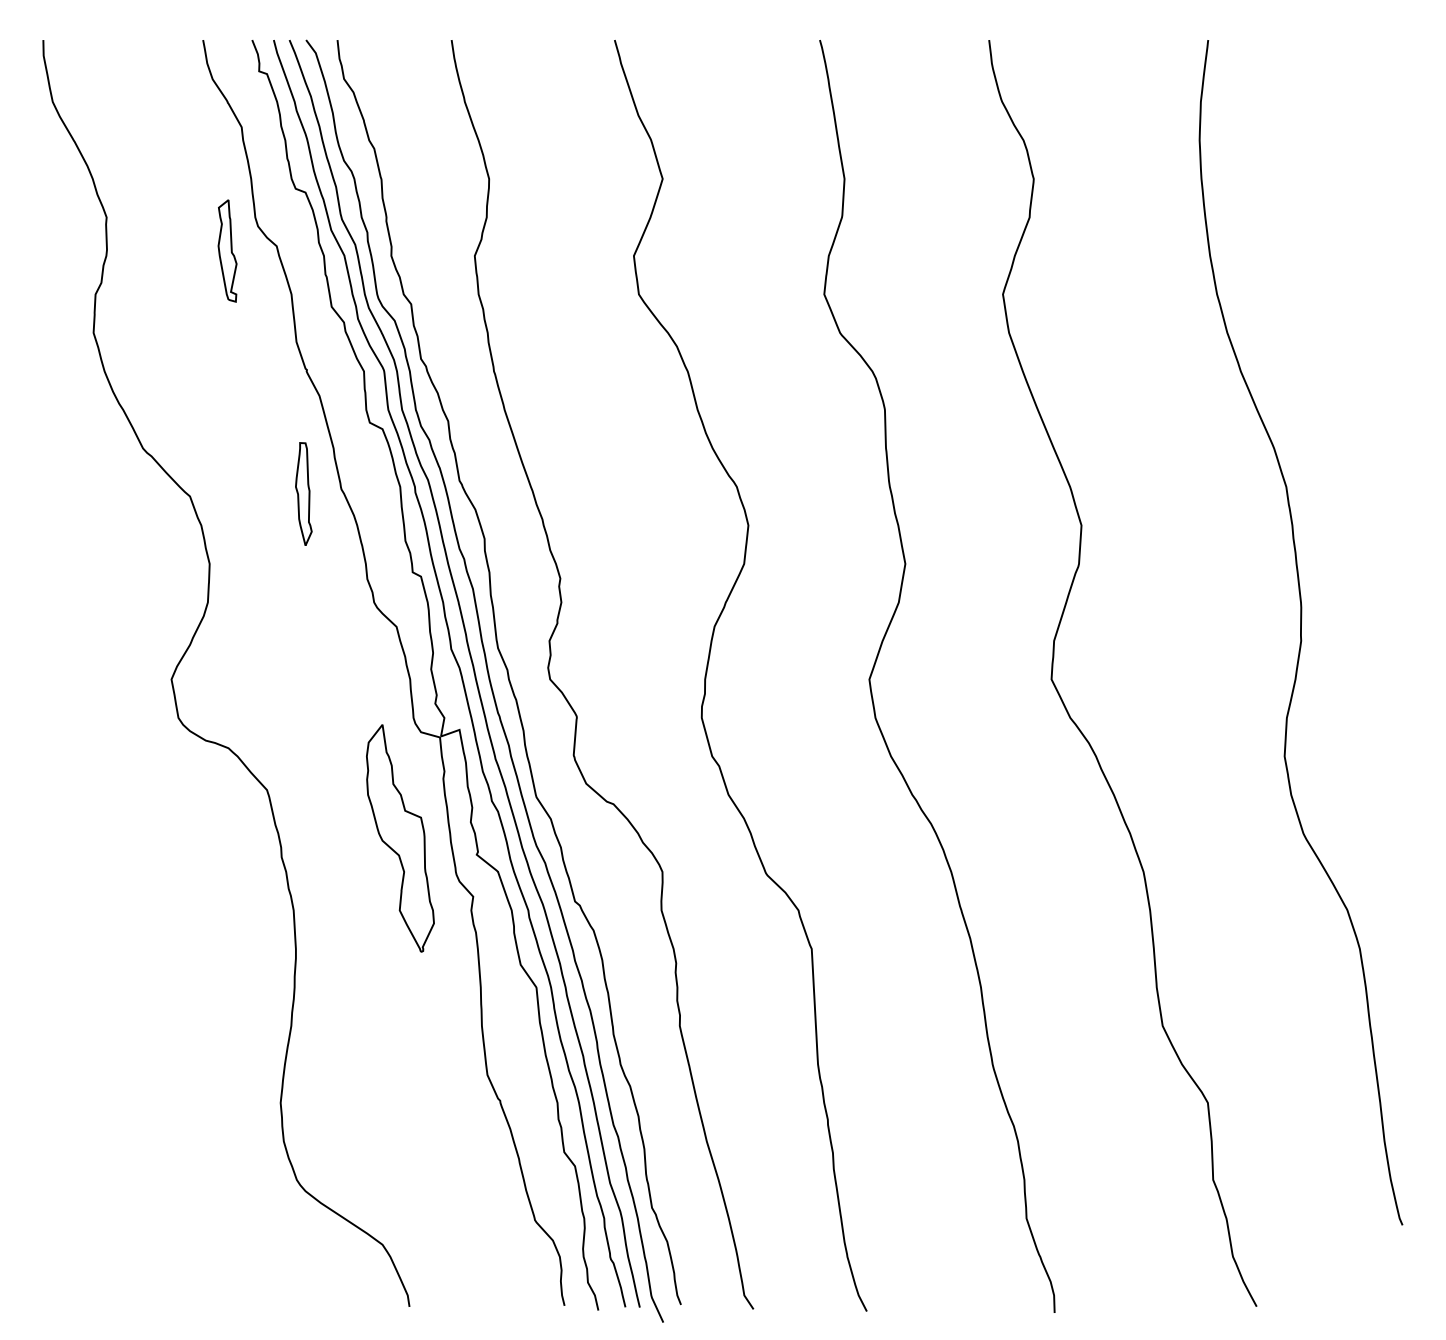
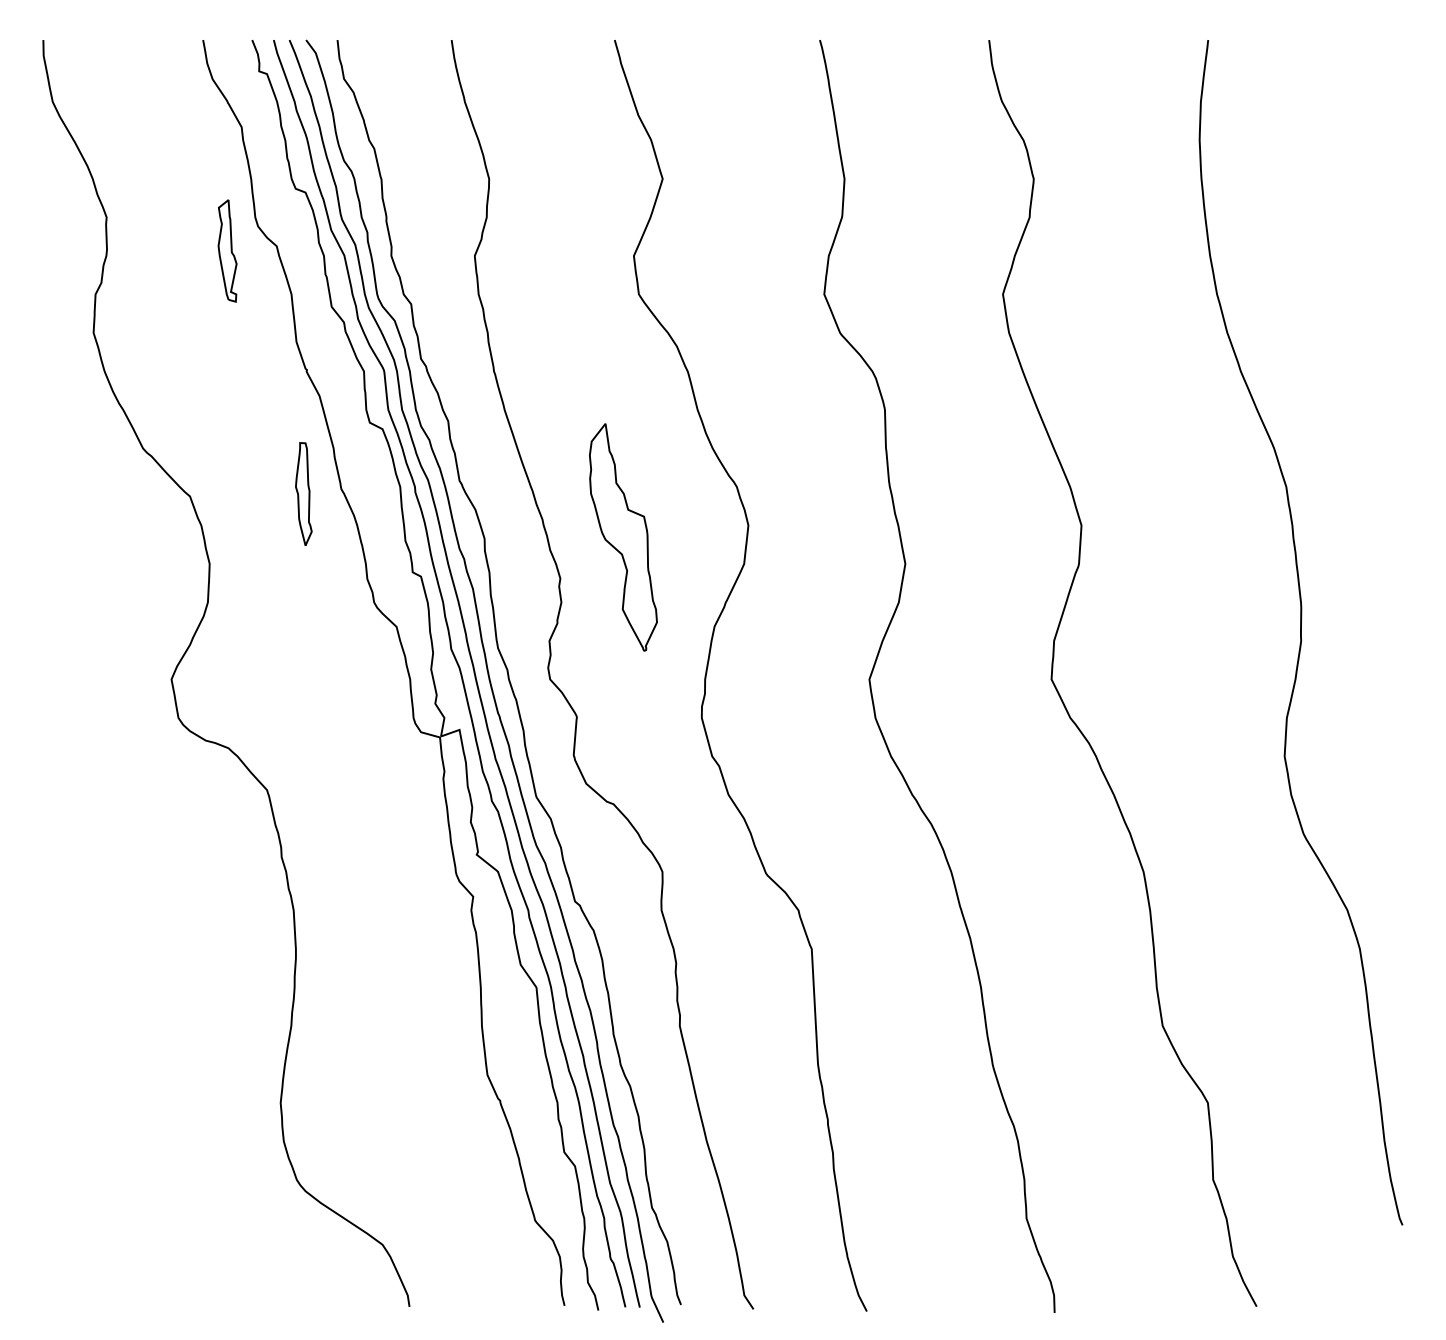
part position: (400, 838) -> (623, 537) (623, 537)
